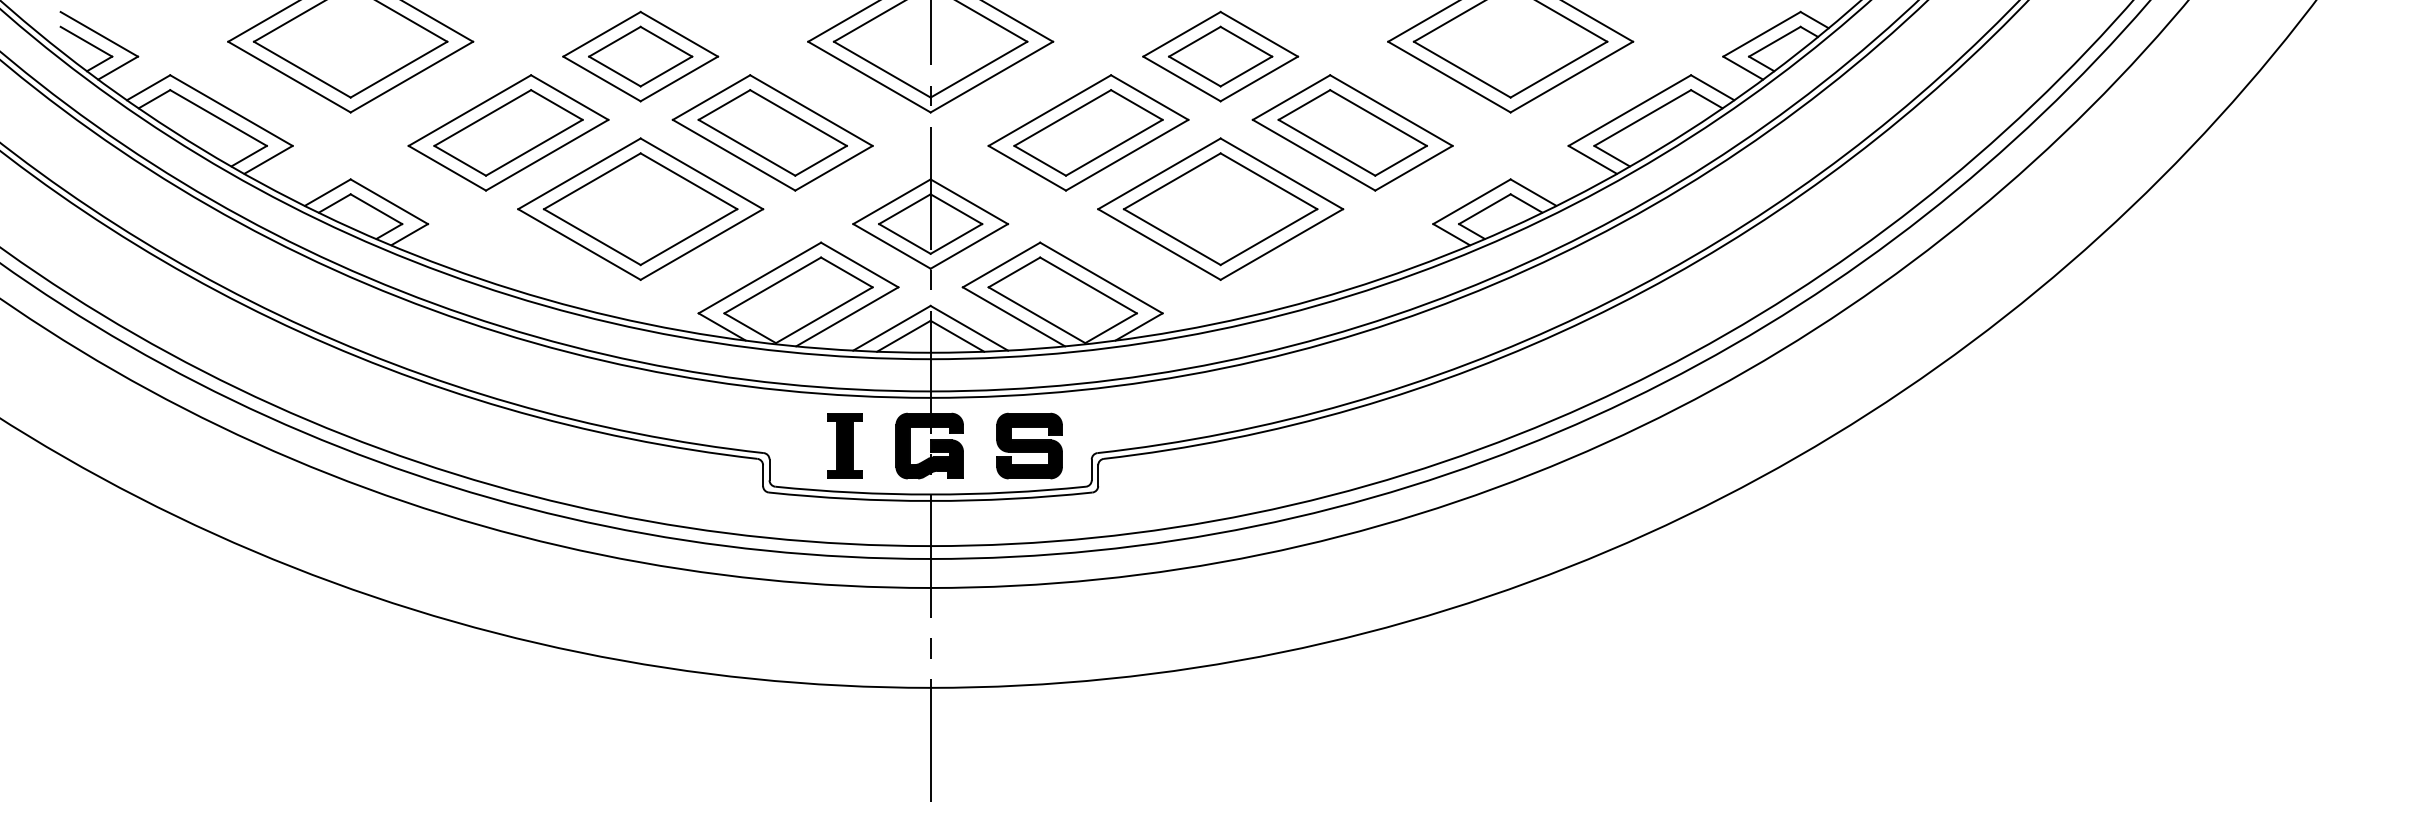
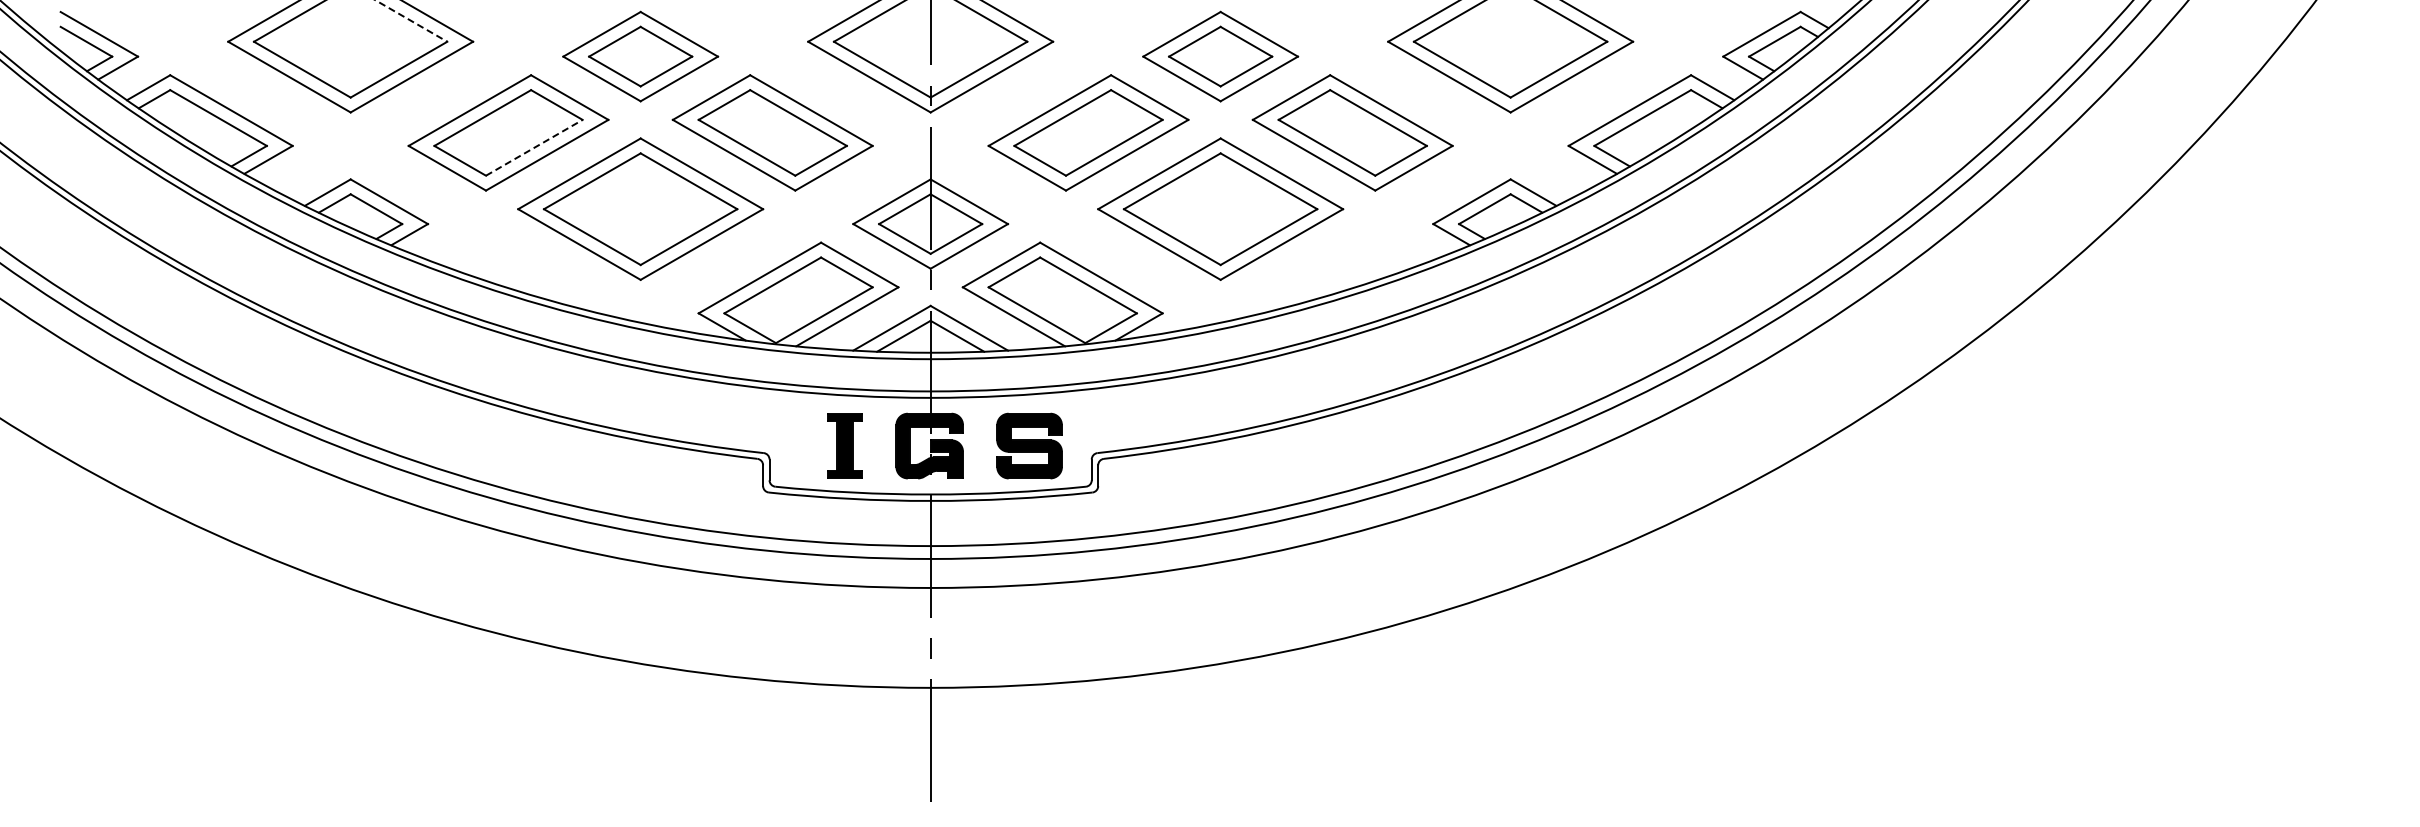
line: solid -> dashed (411, 21)
line: solid -> dashed (534, 147)
